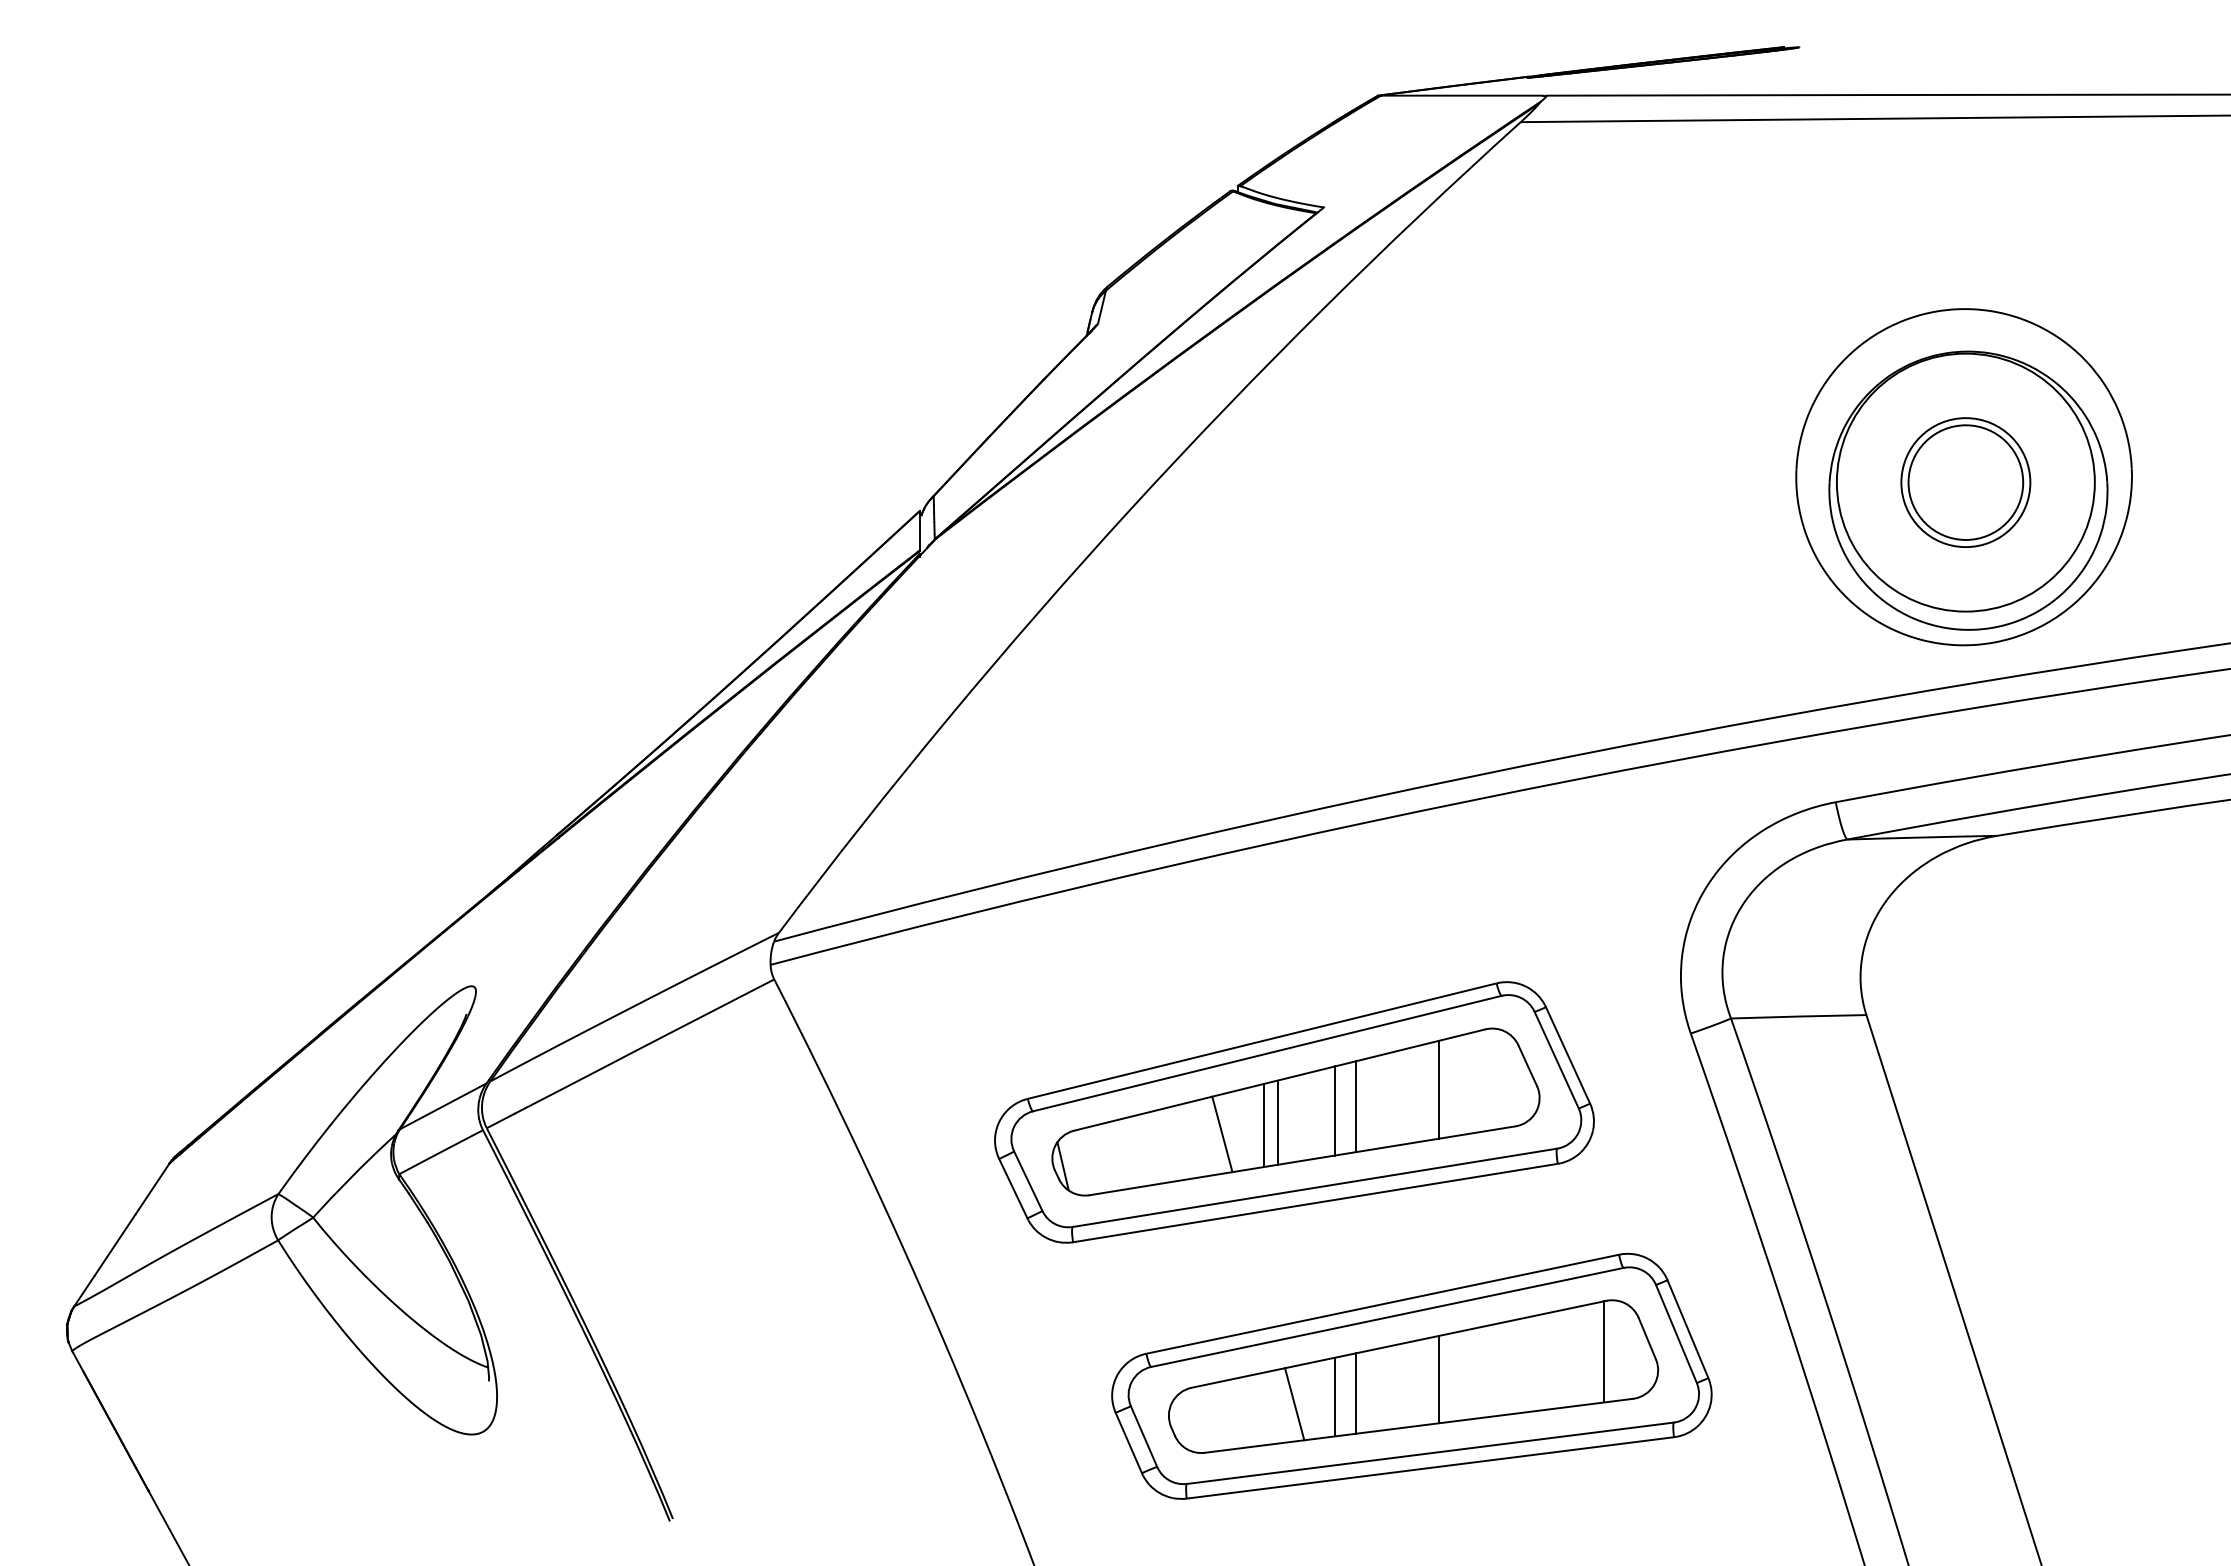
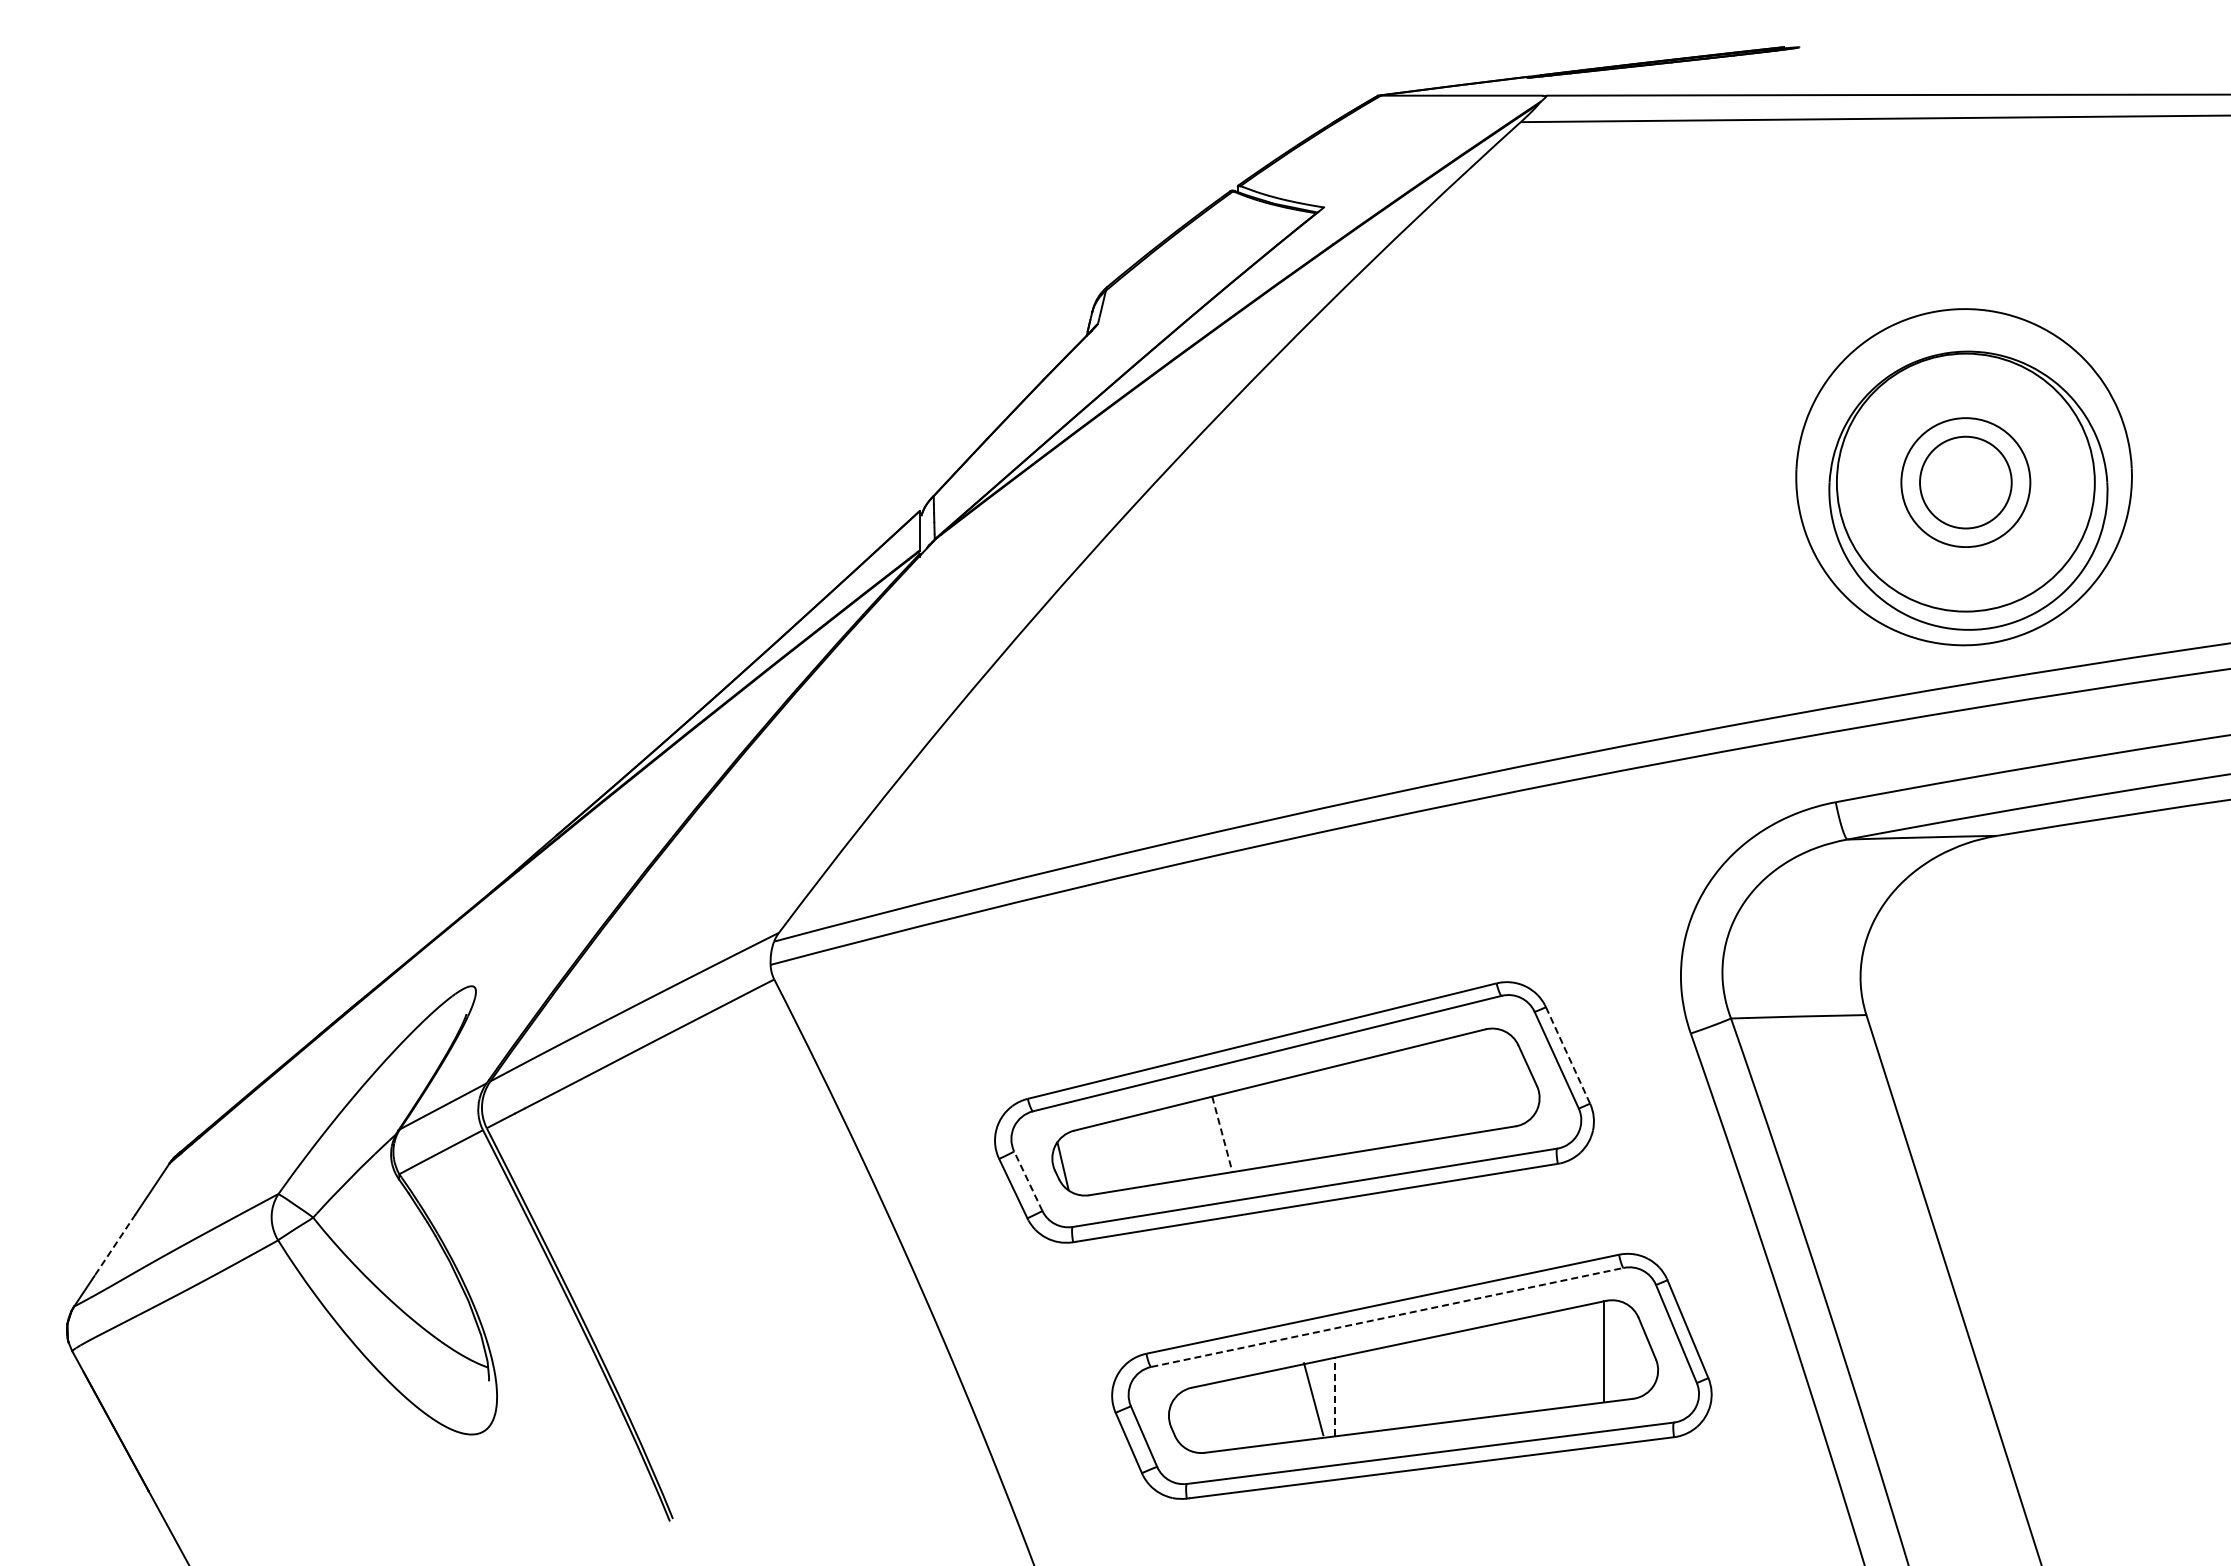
circle diameter: 115 px -> 92 px (1965, 482)
line: solid -> dashed (1568, 1055)
line: present -> none (1438, 1089)
line: present -> none (1356, 1106)
line: present -> none (1335, 1110)
line: present -> none (1277, 1122)
line: present -> none (1263, 1125)
line: solid -> dashed (1222, 1134)
line: solid -> dashed (1028, 1181)
line: solid -> dashed (114, 1245)
line: solid -> dashed (1388, 1317)
line: present -> none (1438, 1379)
line: present -> none (1356, 1393)
line: solid -> dashed (1335, 1396)
line position: (1294, 1404) -> (1313, 1399) (1313, 1399)
